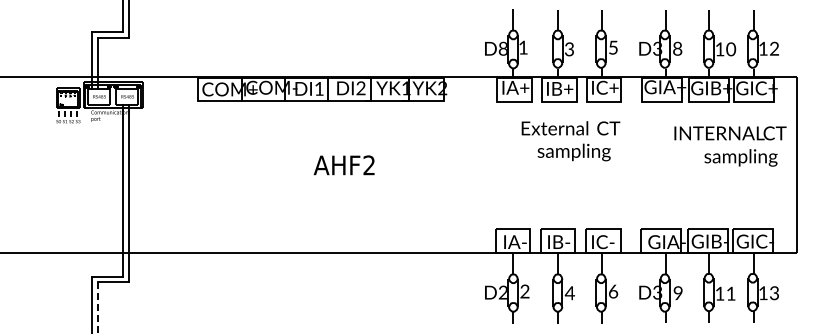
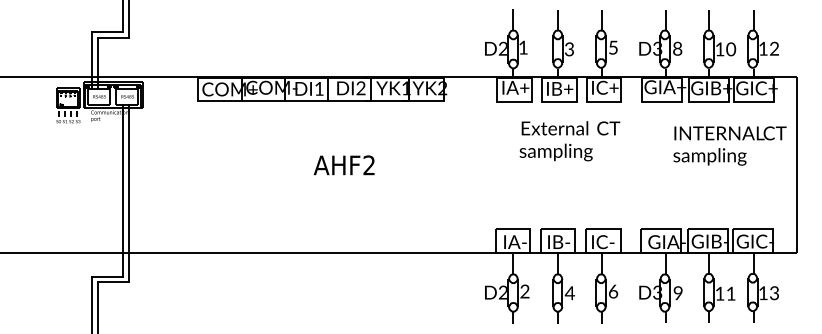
text: D8 -> D2 (502, 49)
text position: (573, 152) -> (555, 152) (555, 152)
text position: (740, 157) -> (709, 156) (709, 156)
line: dashed -> solid (98, 308)
